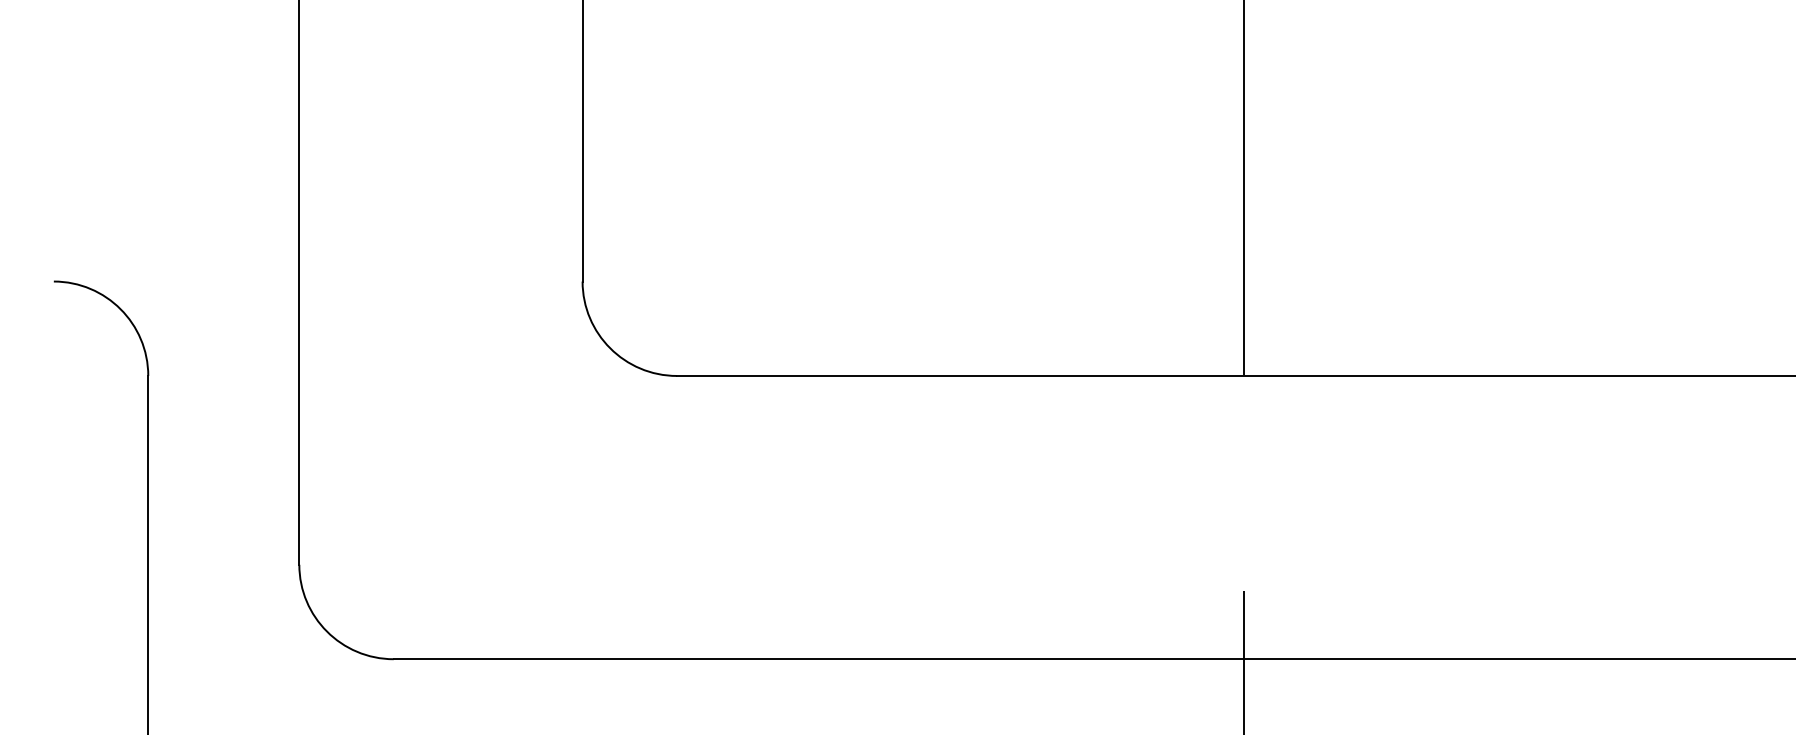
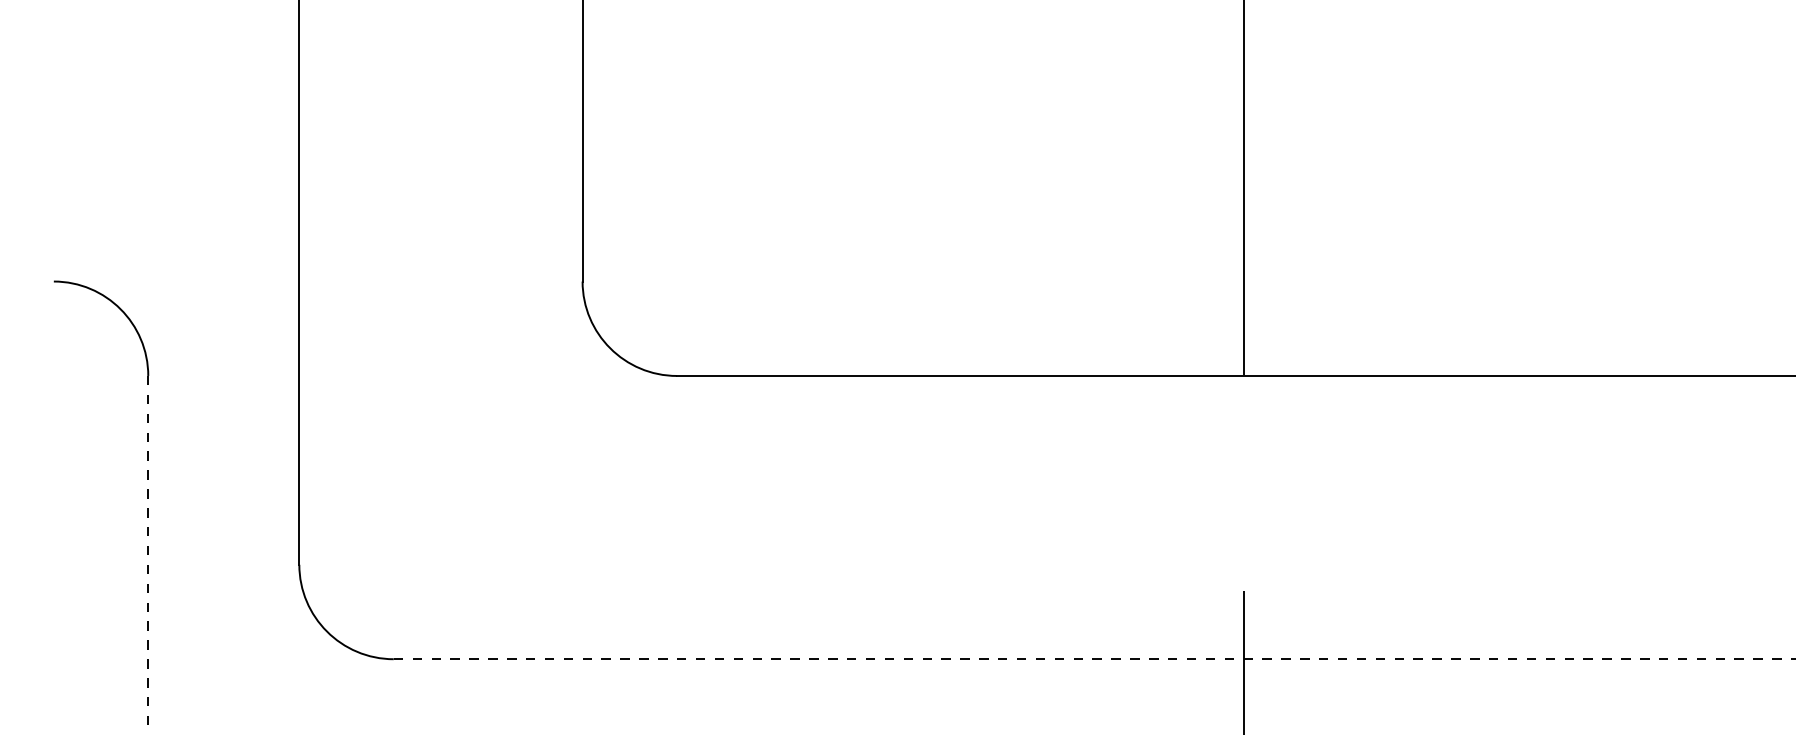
line: solid -> dashed (148, 555)
line: solid -> dashed (1094, 659)
